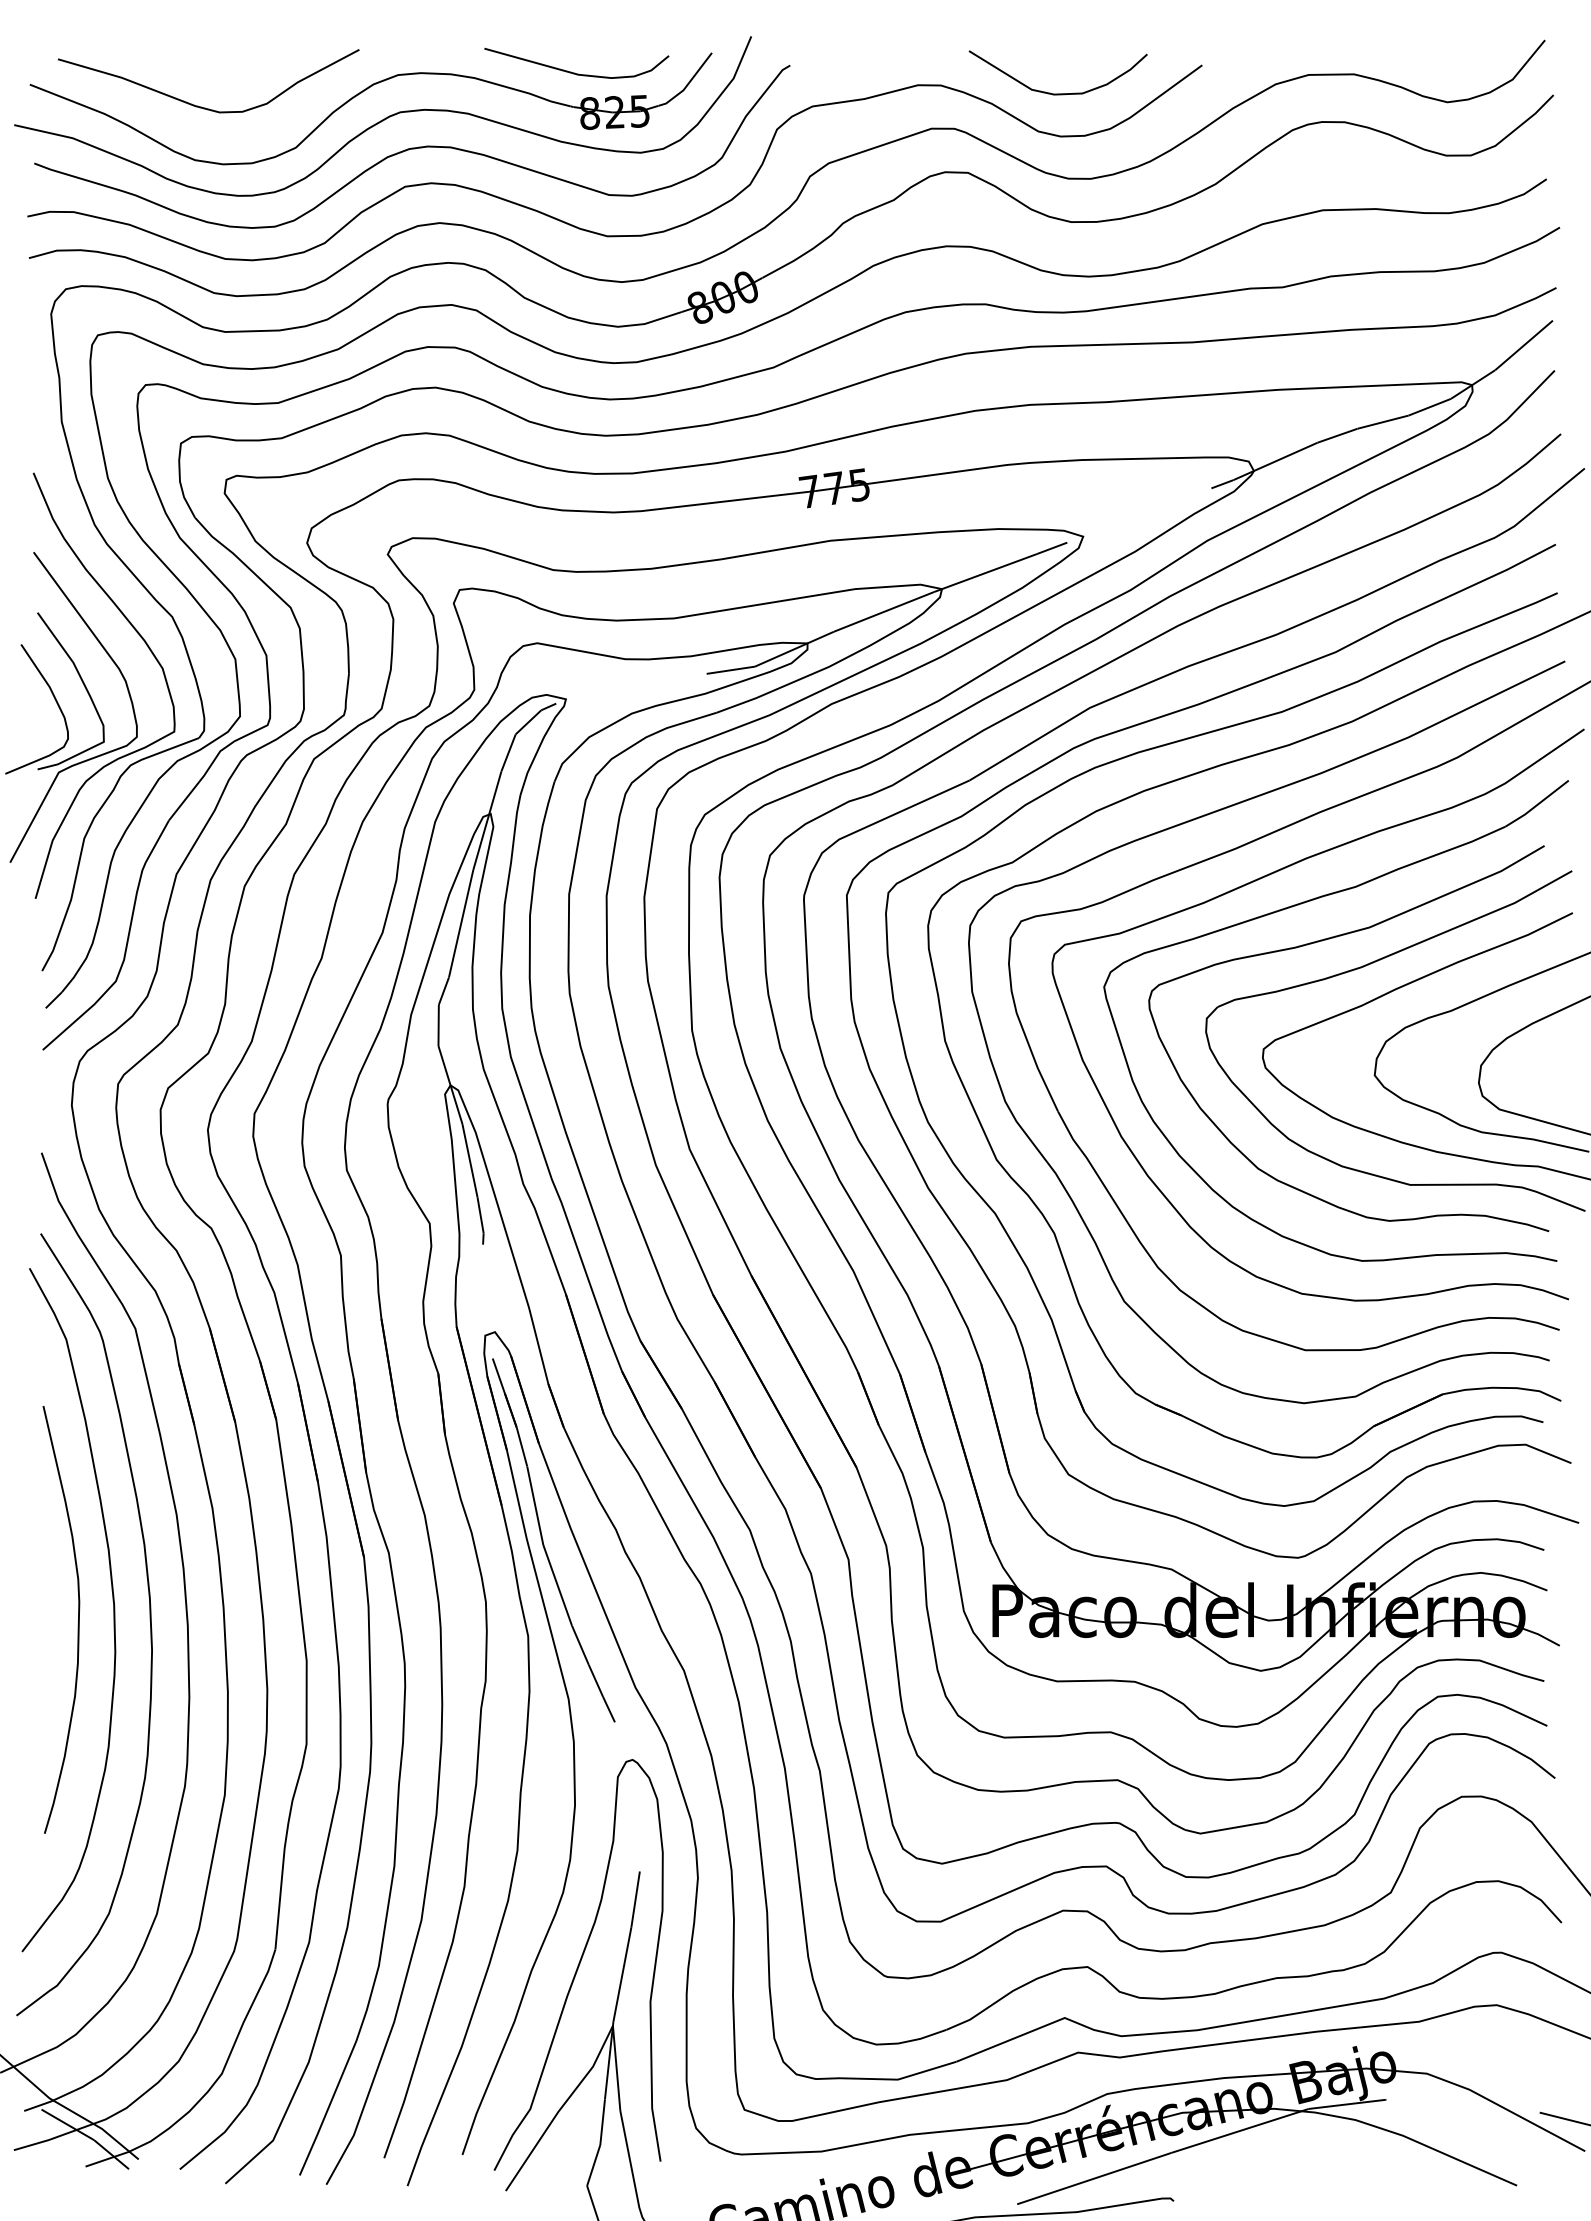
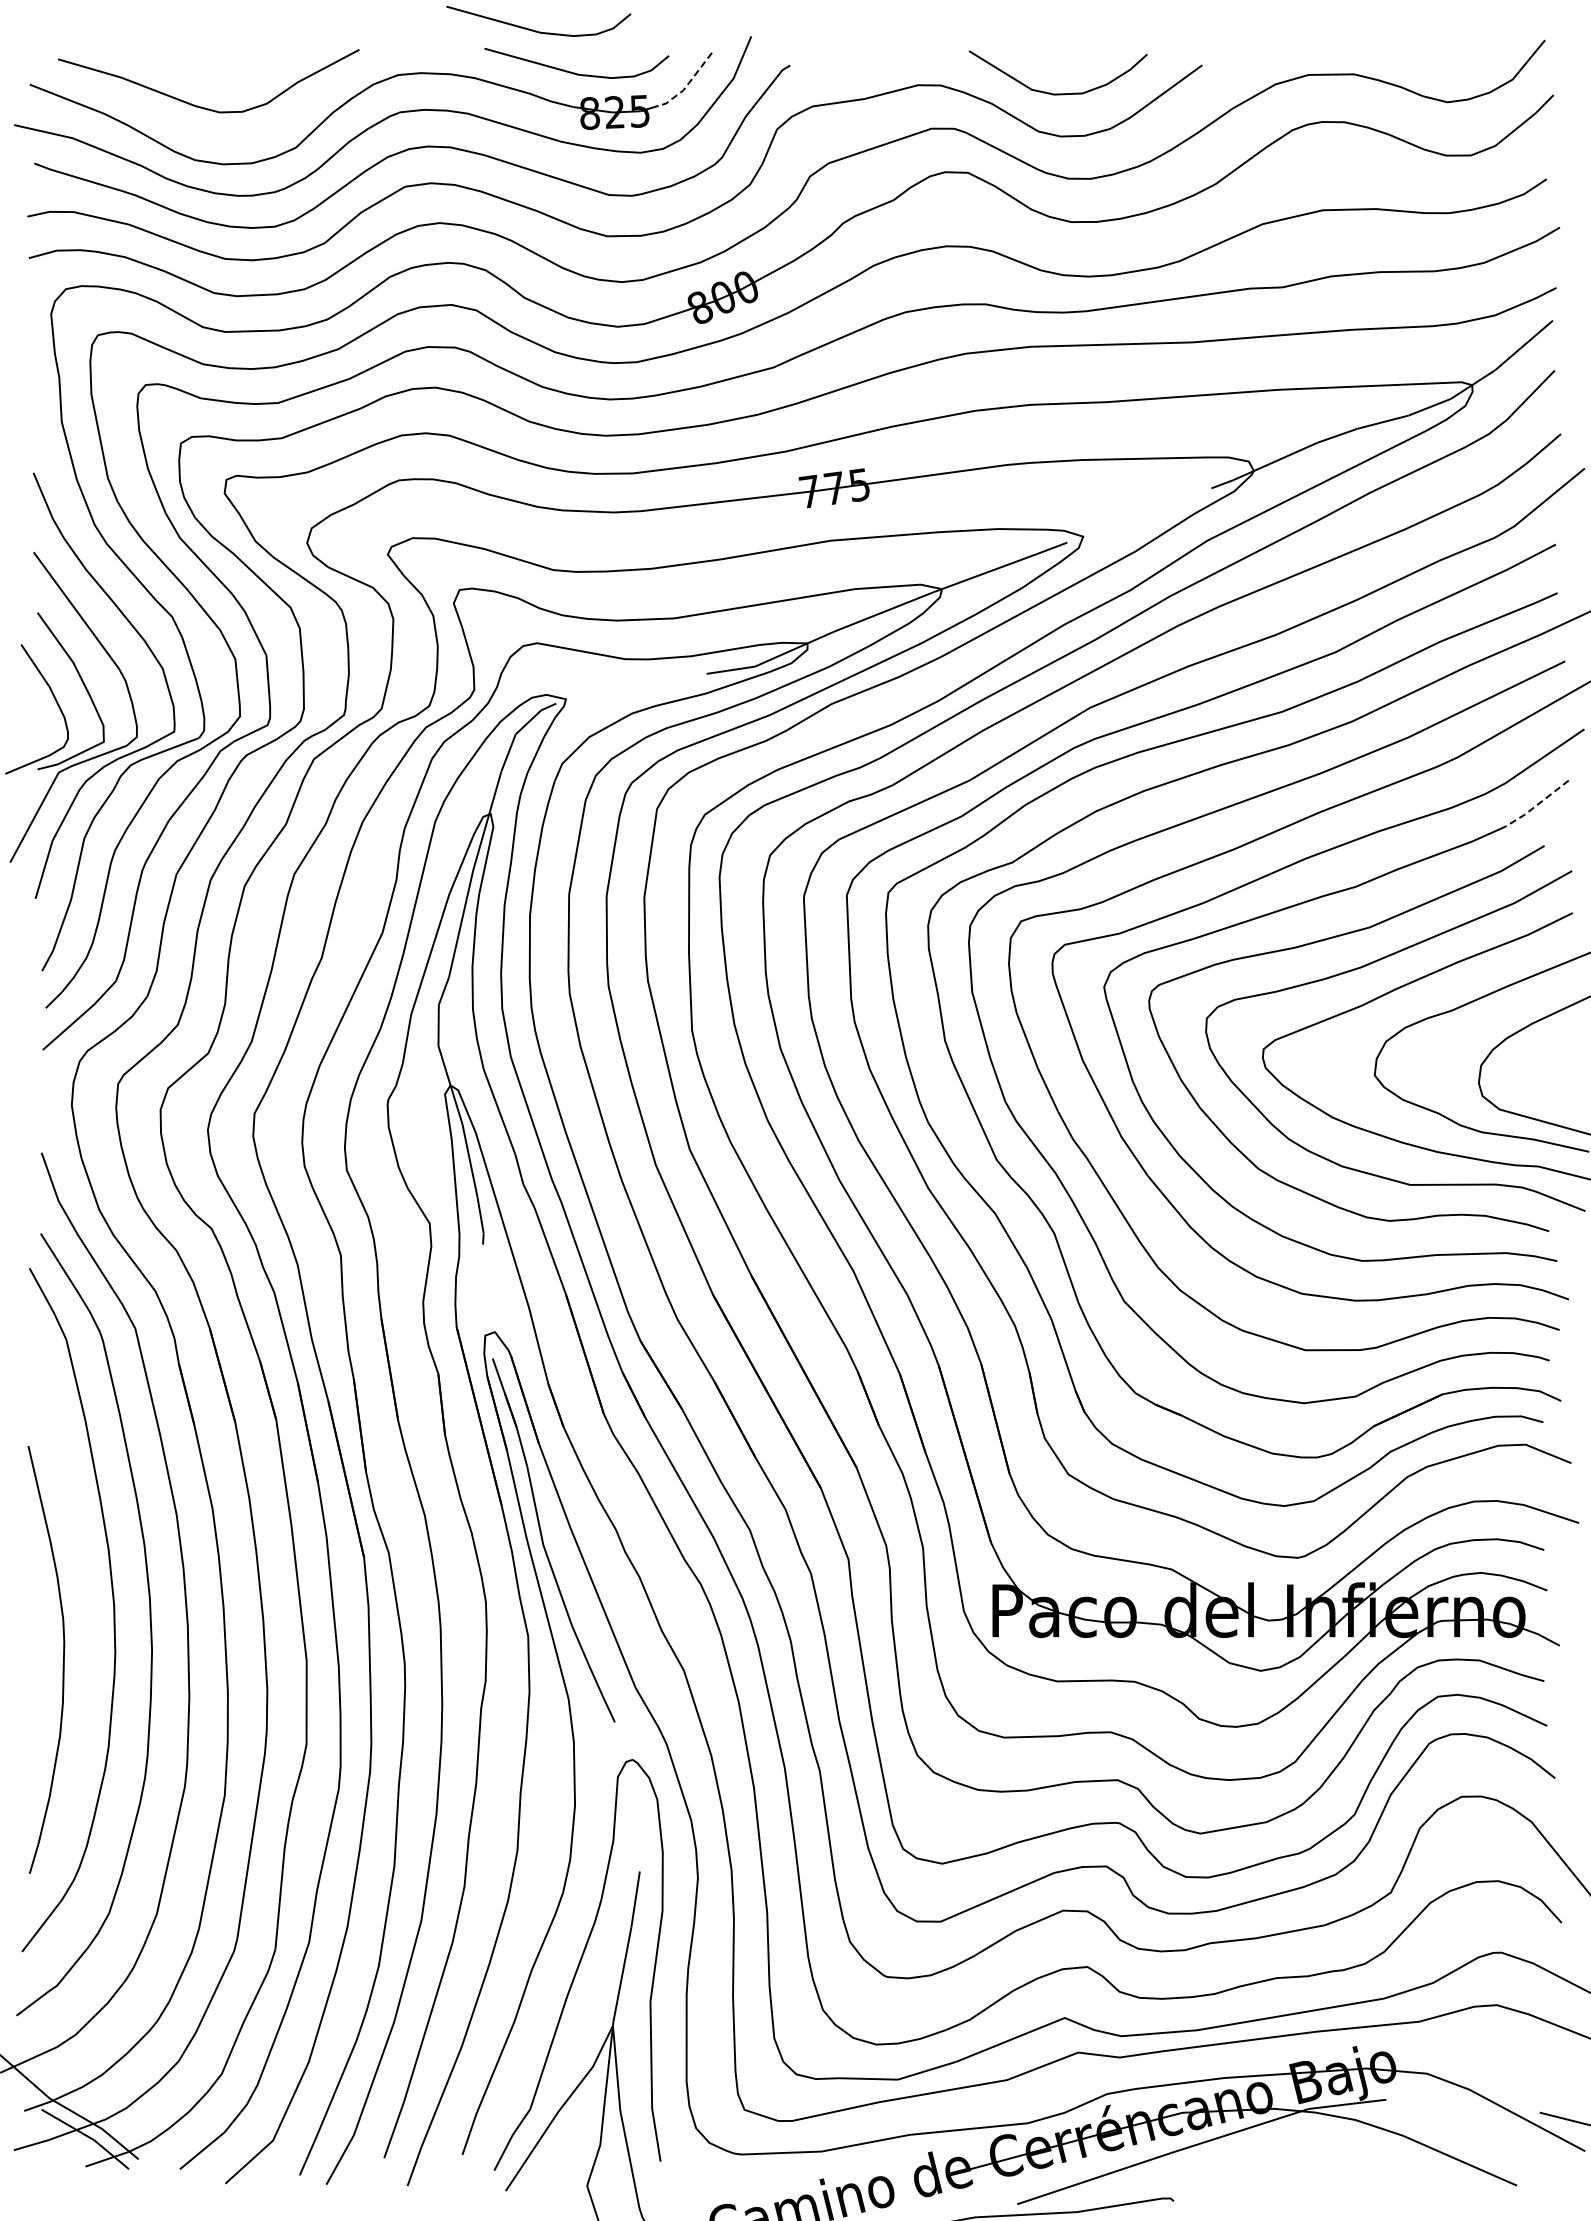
curve: none -> present (536, 30)
line: solid -> dashed (688, 84)
line: solid -> dashed (1537, 804)
curve position: (77, 1623) -> (62, 1663) (62, 1663)
